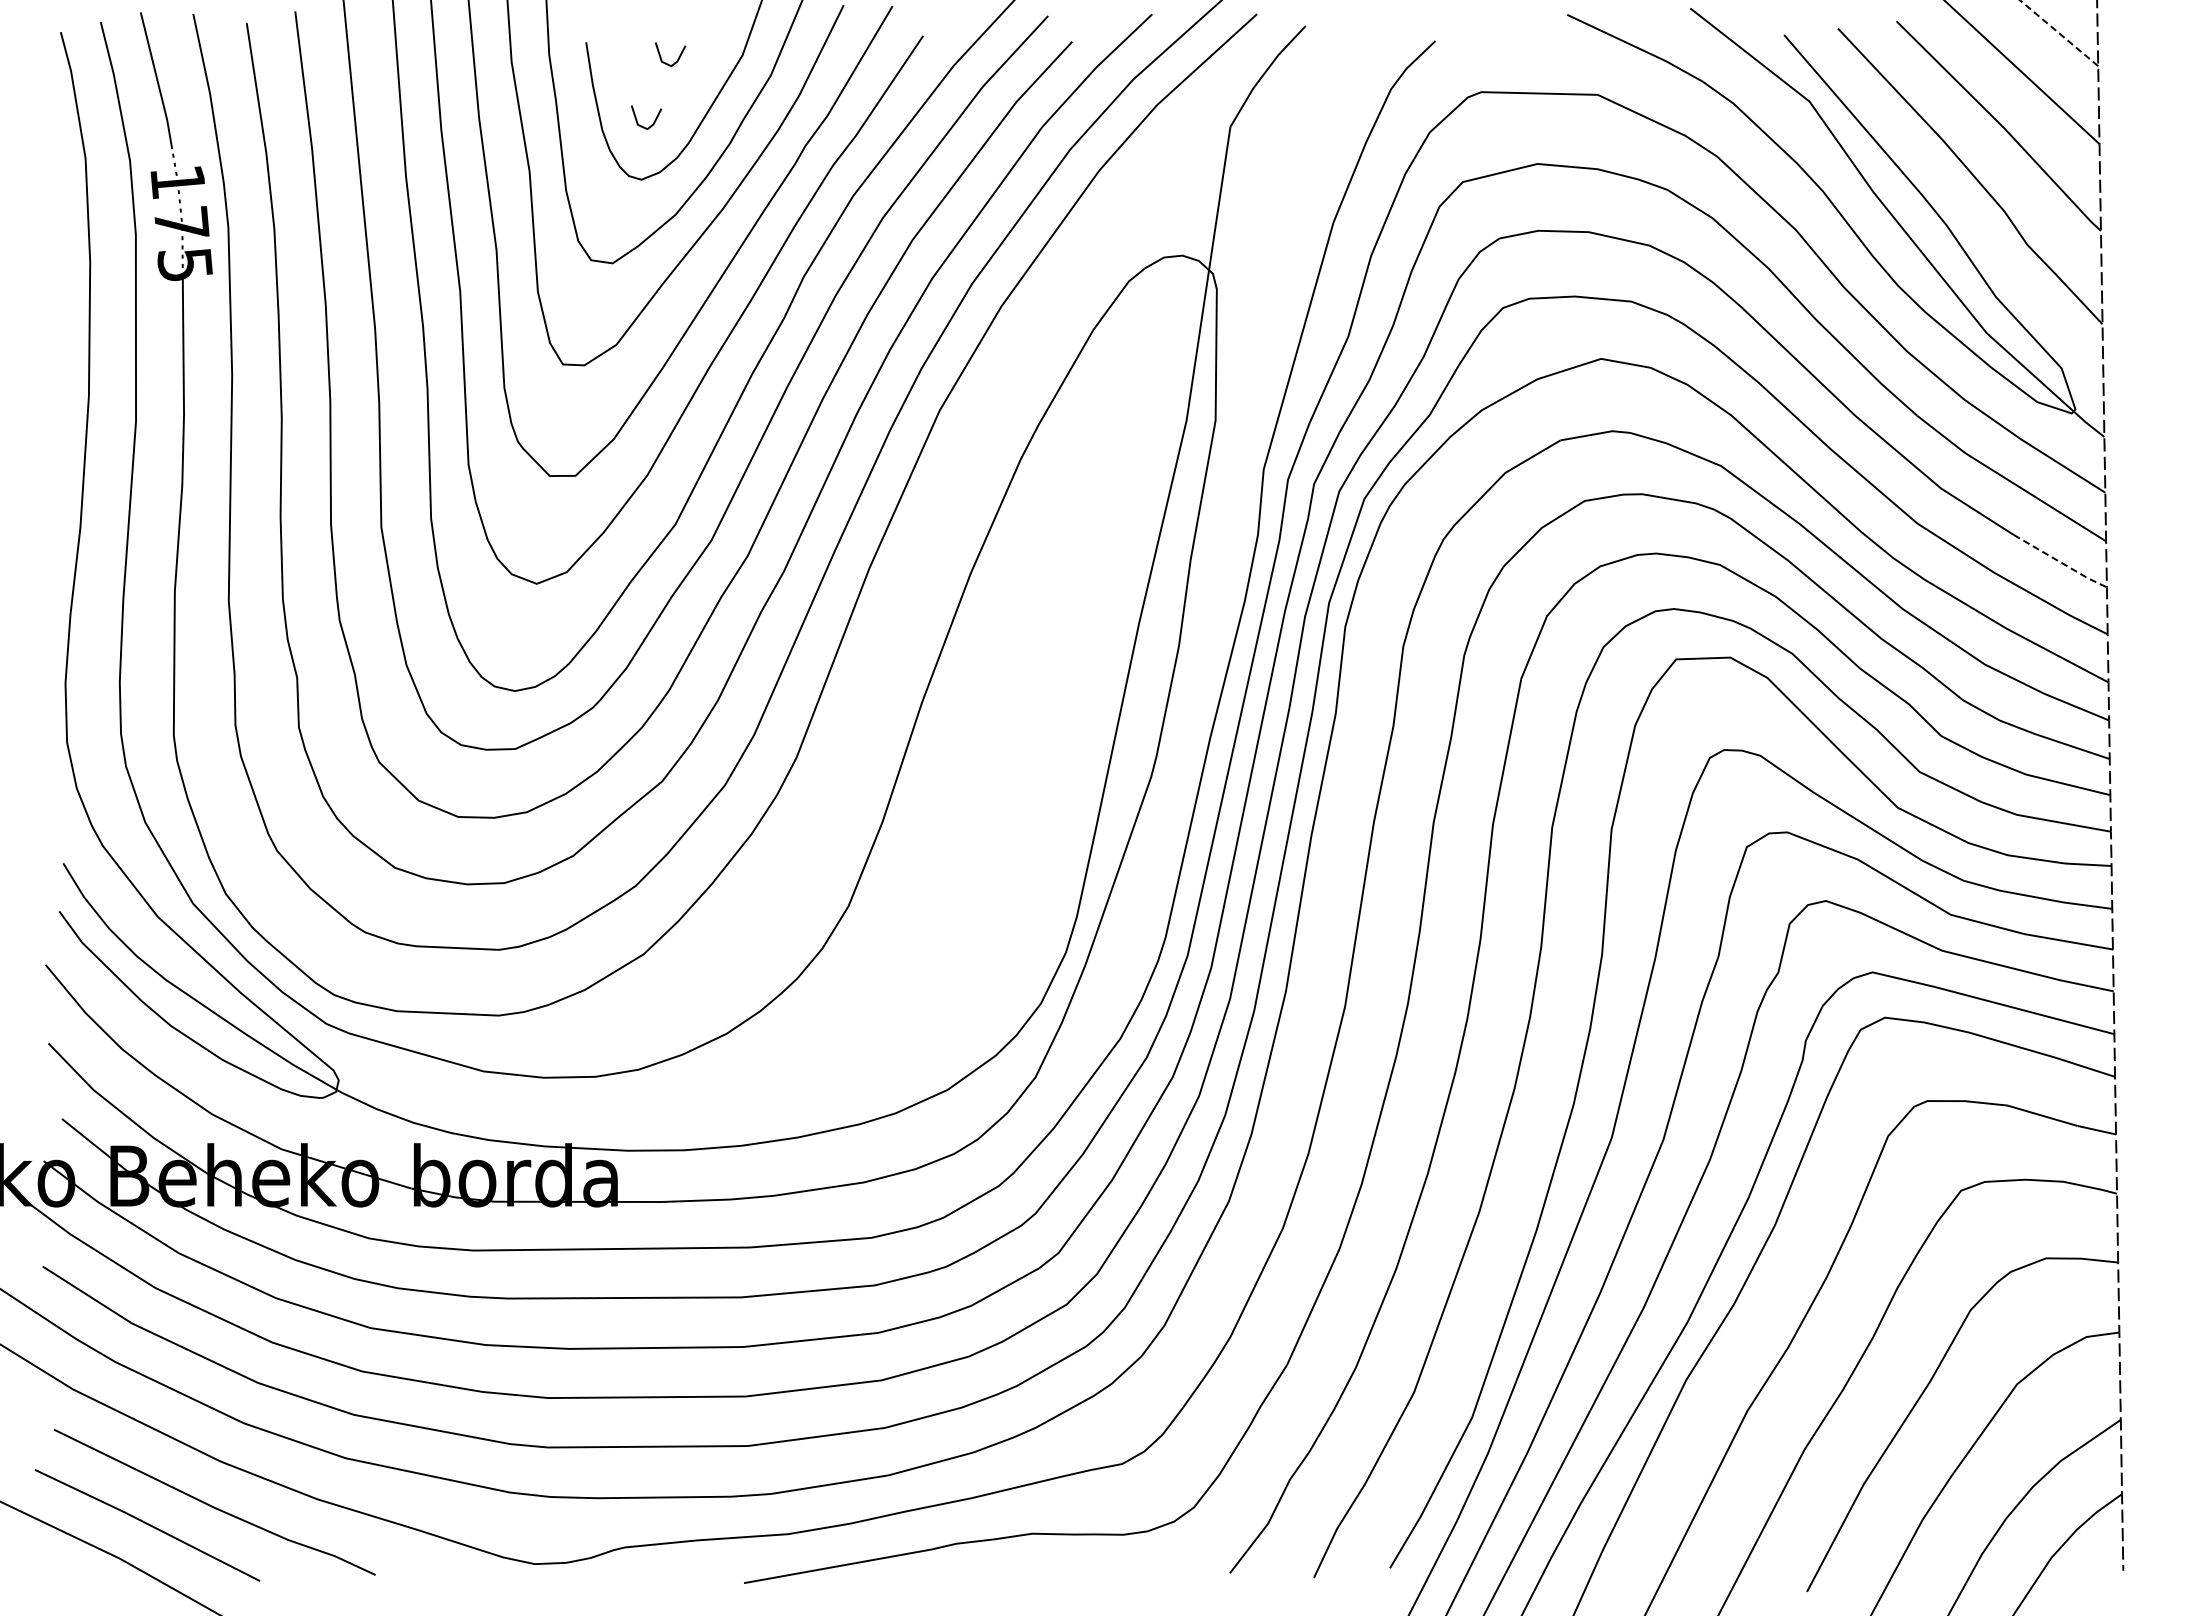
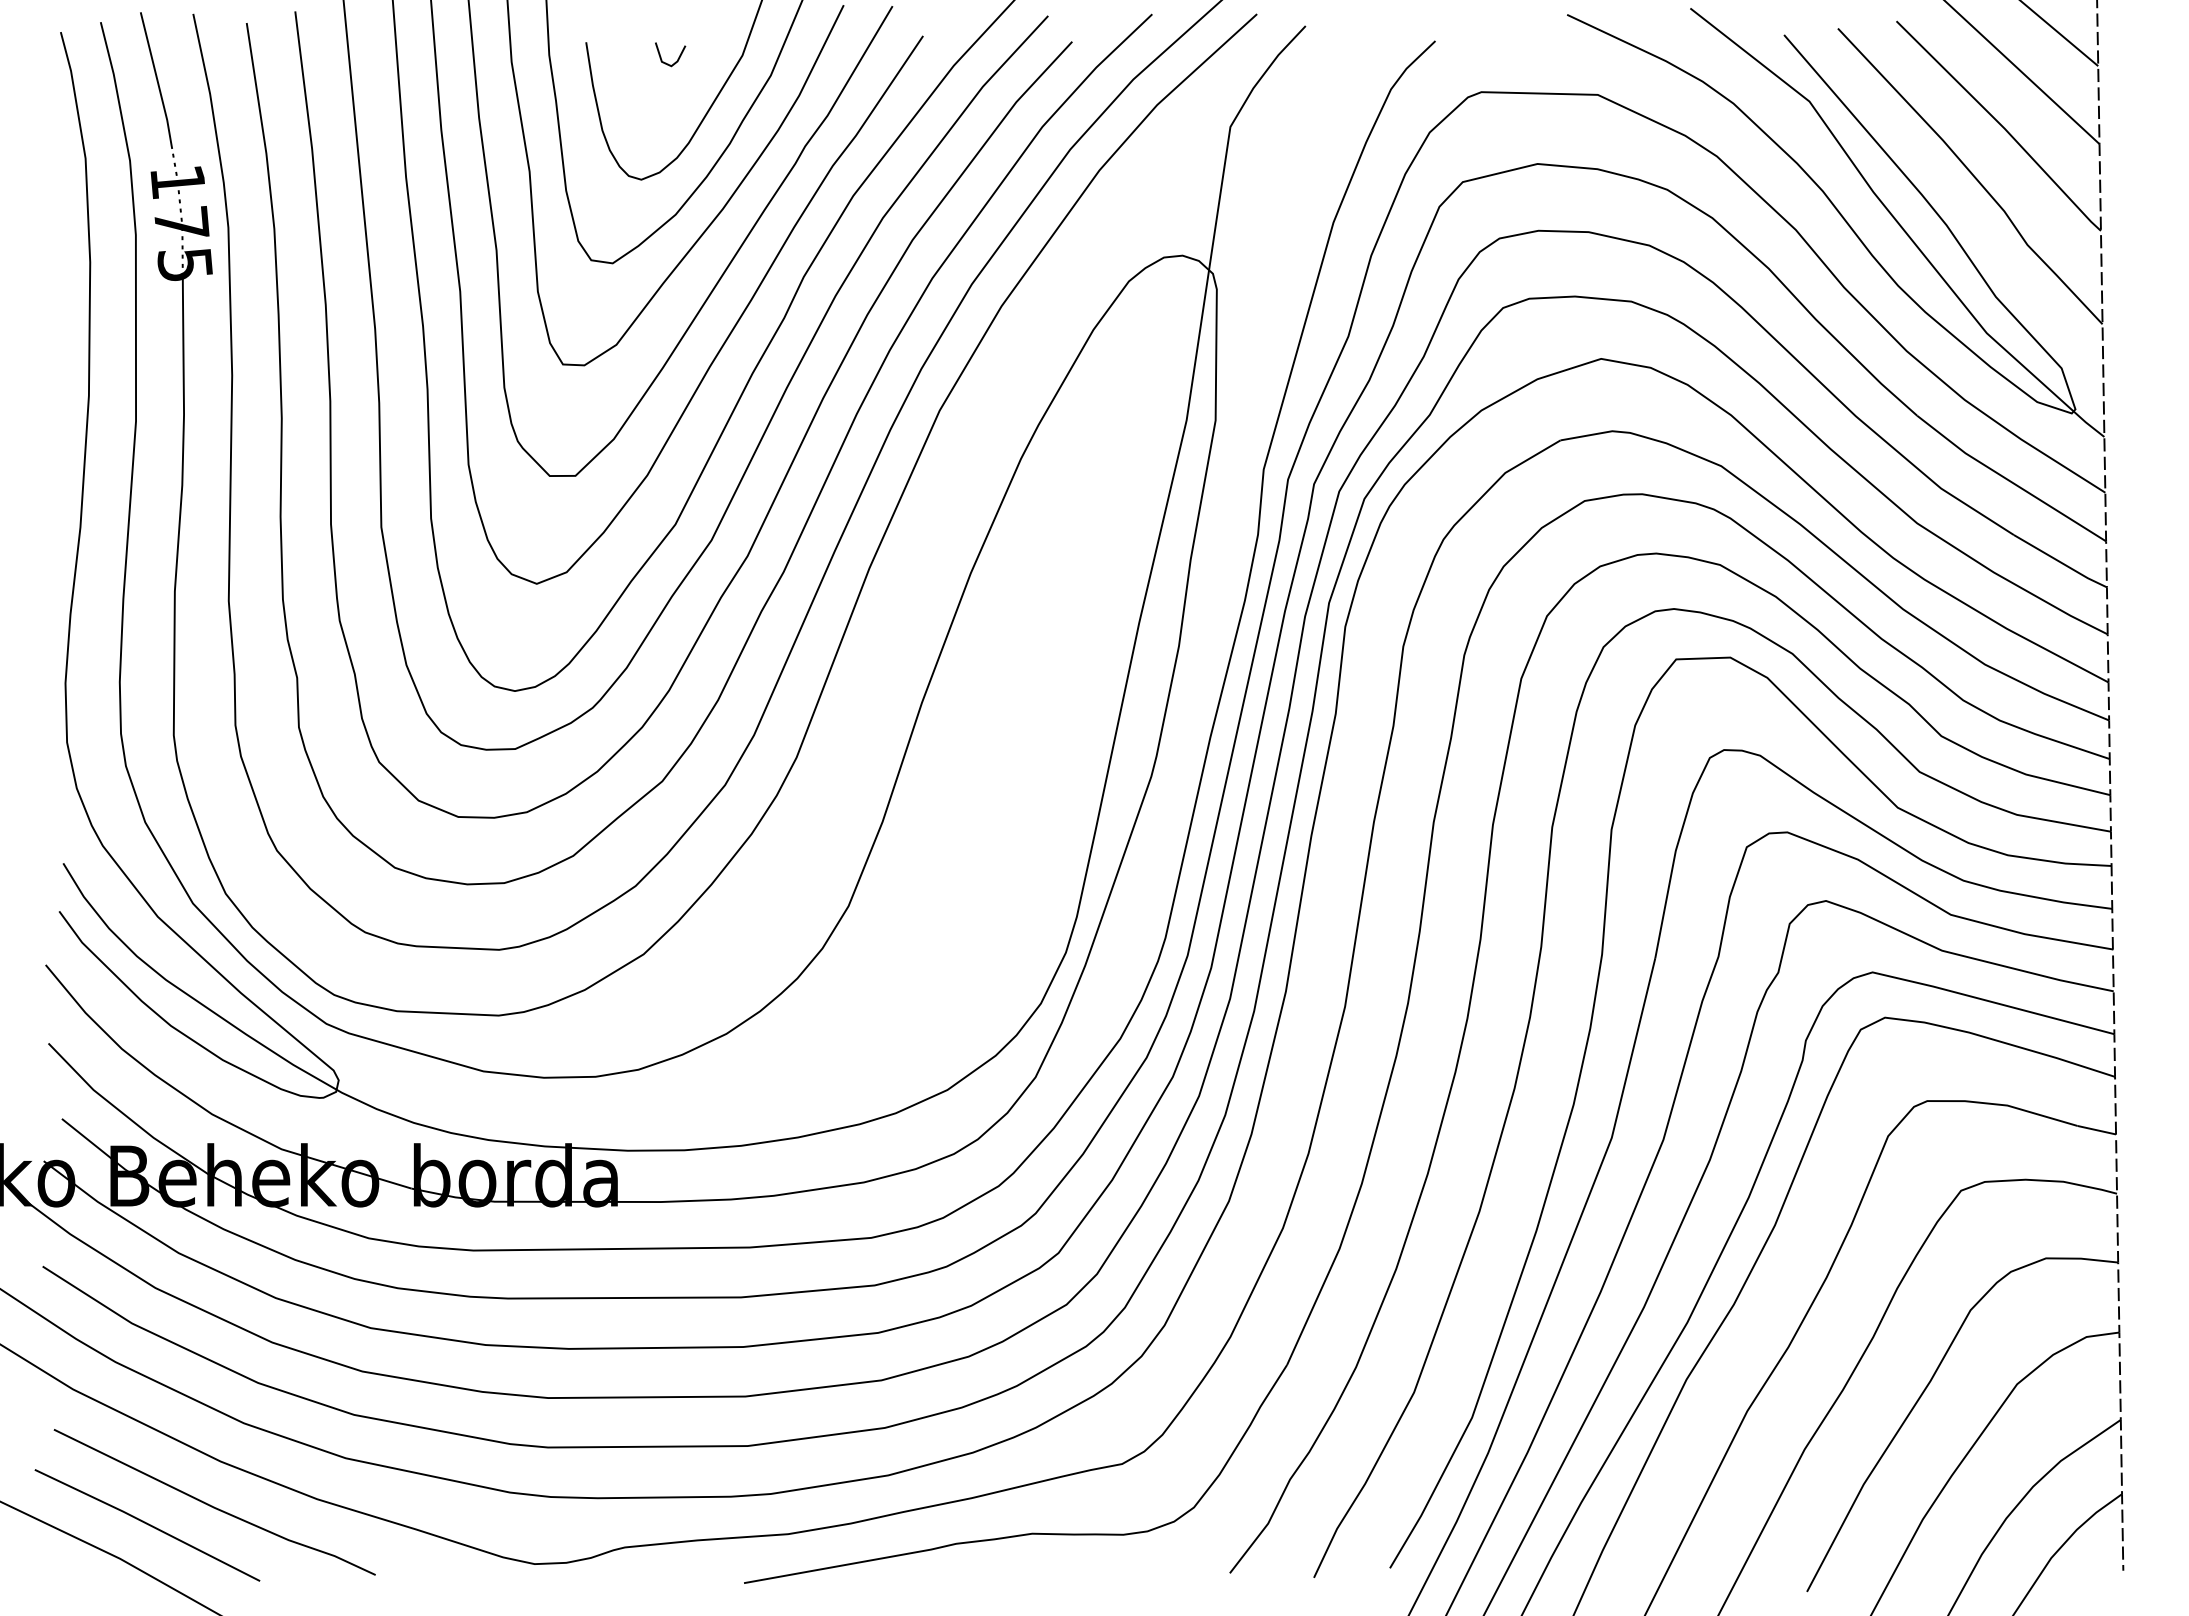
line: dashed -> solid (2058, 32)
line: present -> none (652, 123)
line: dashed -> solid (2061, 562)
